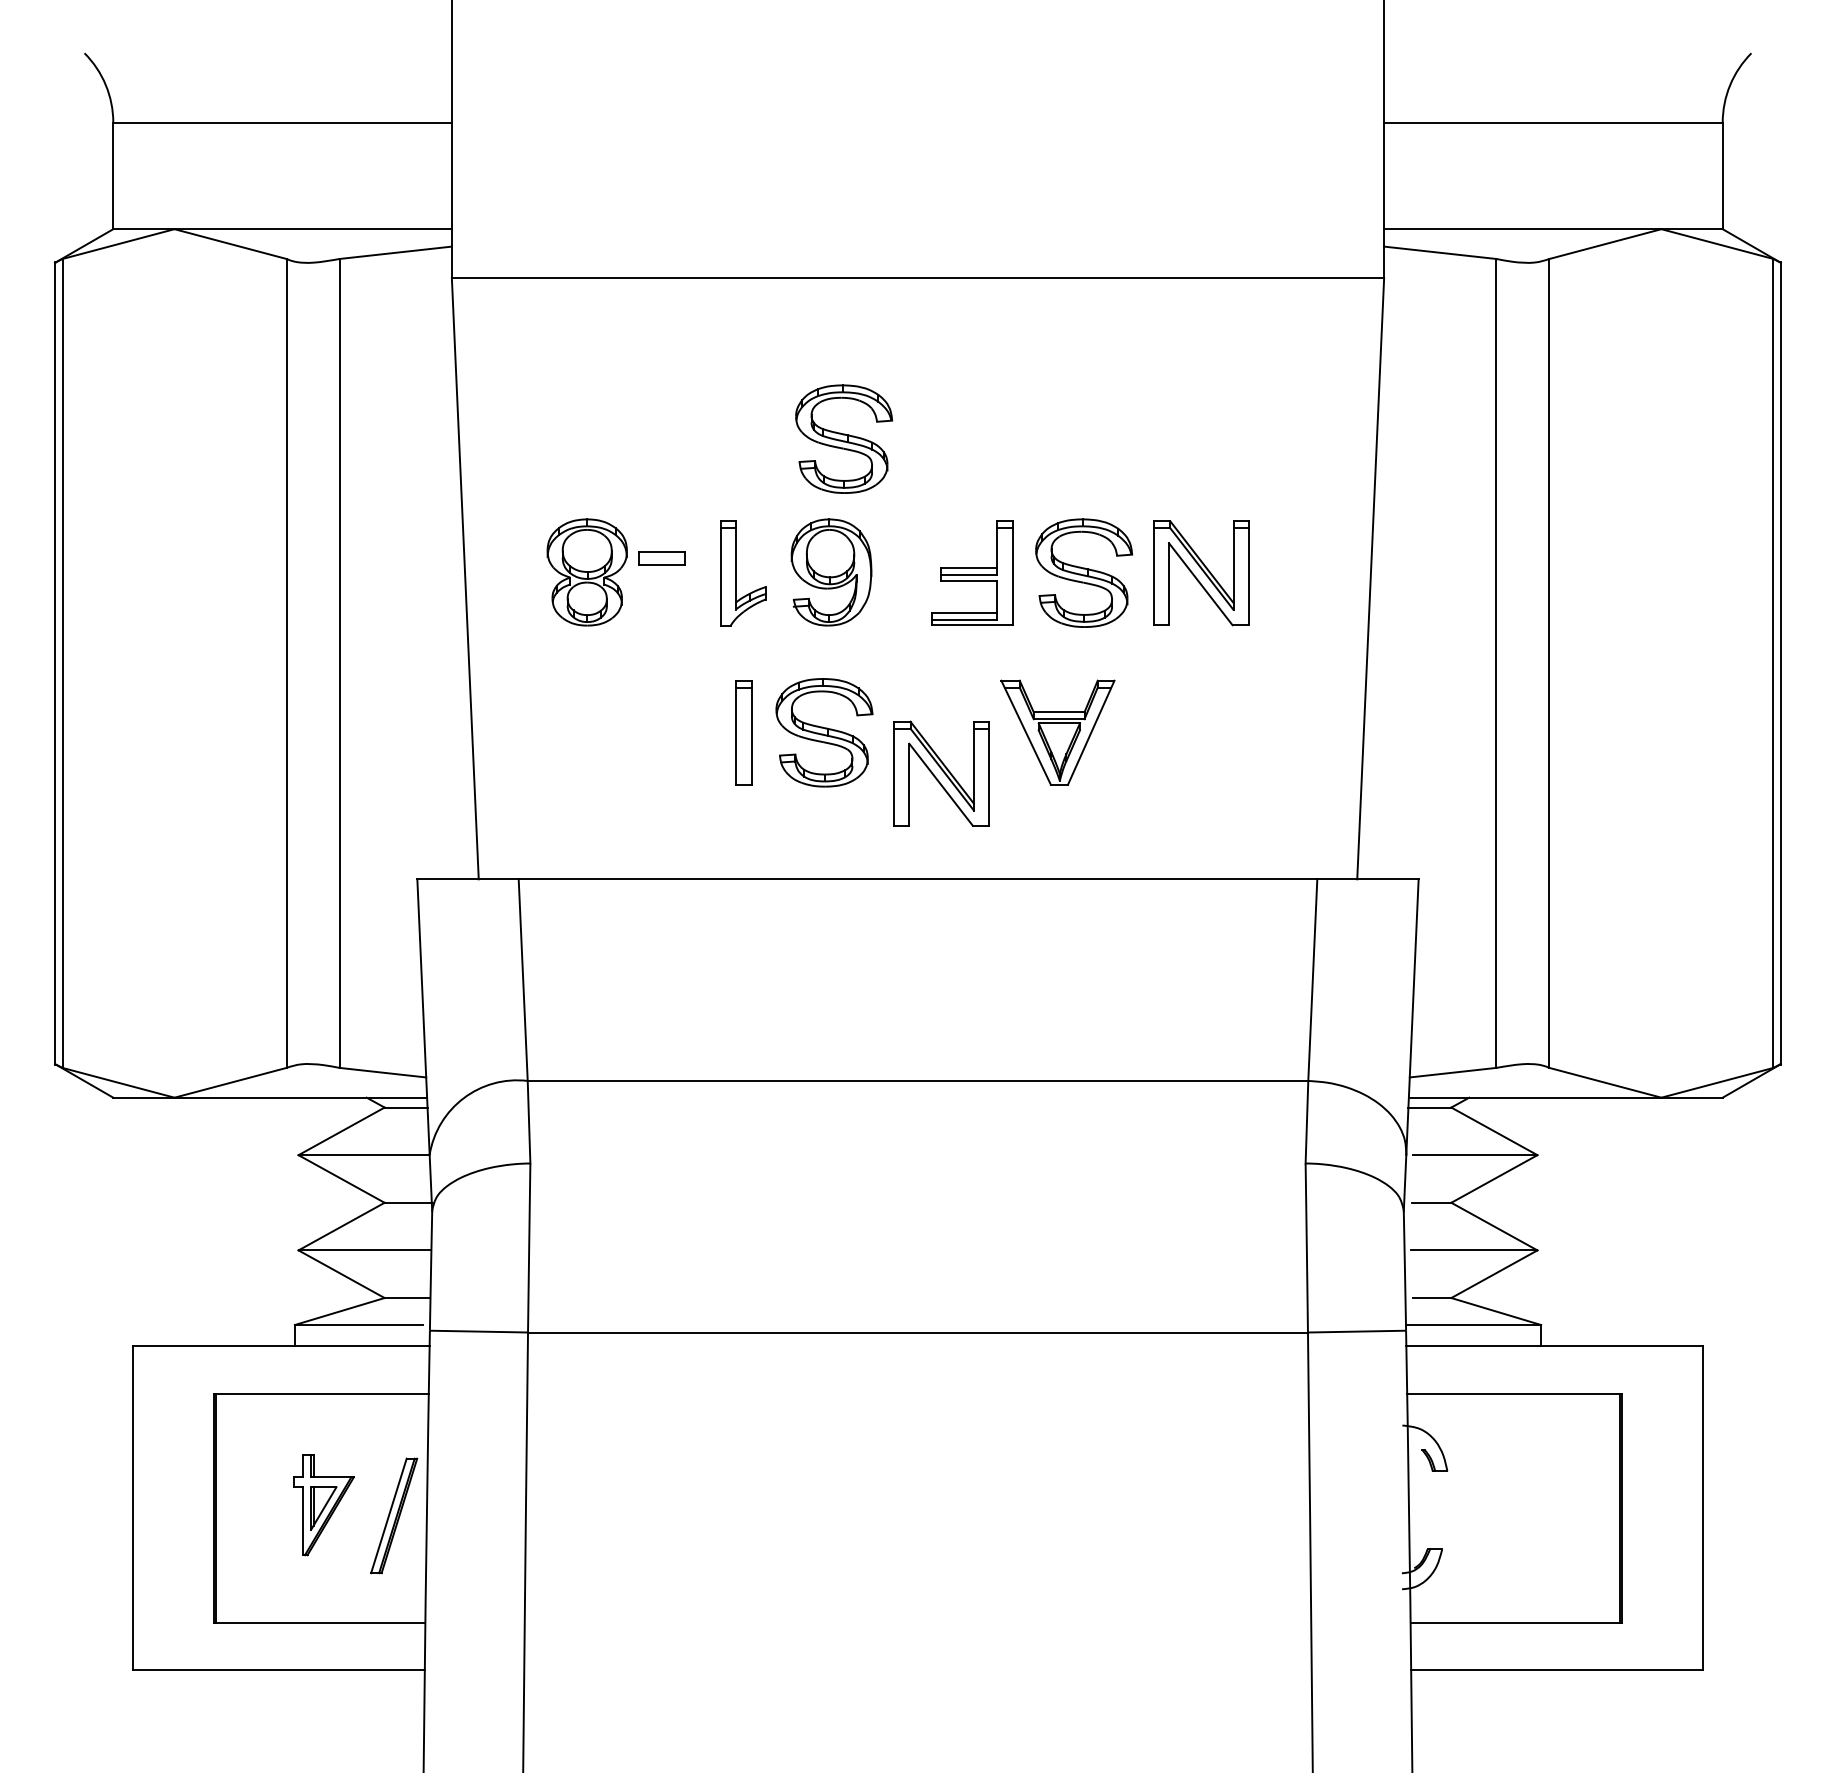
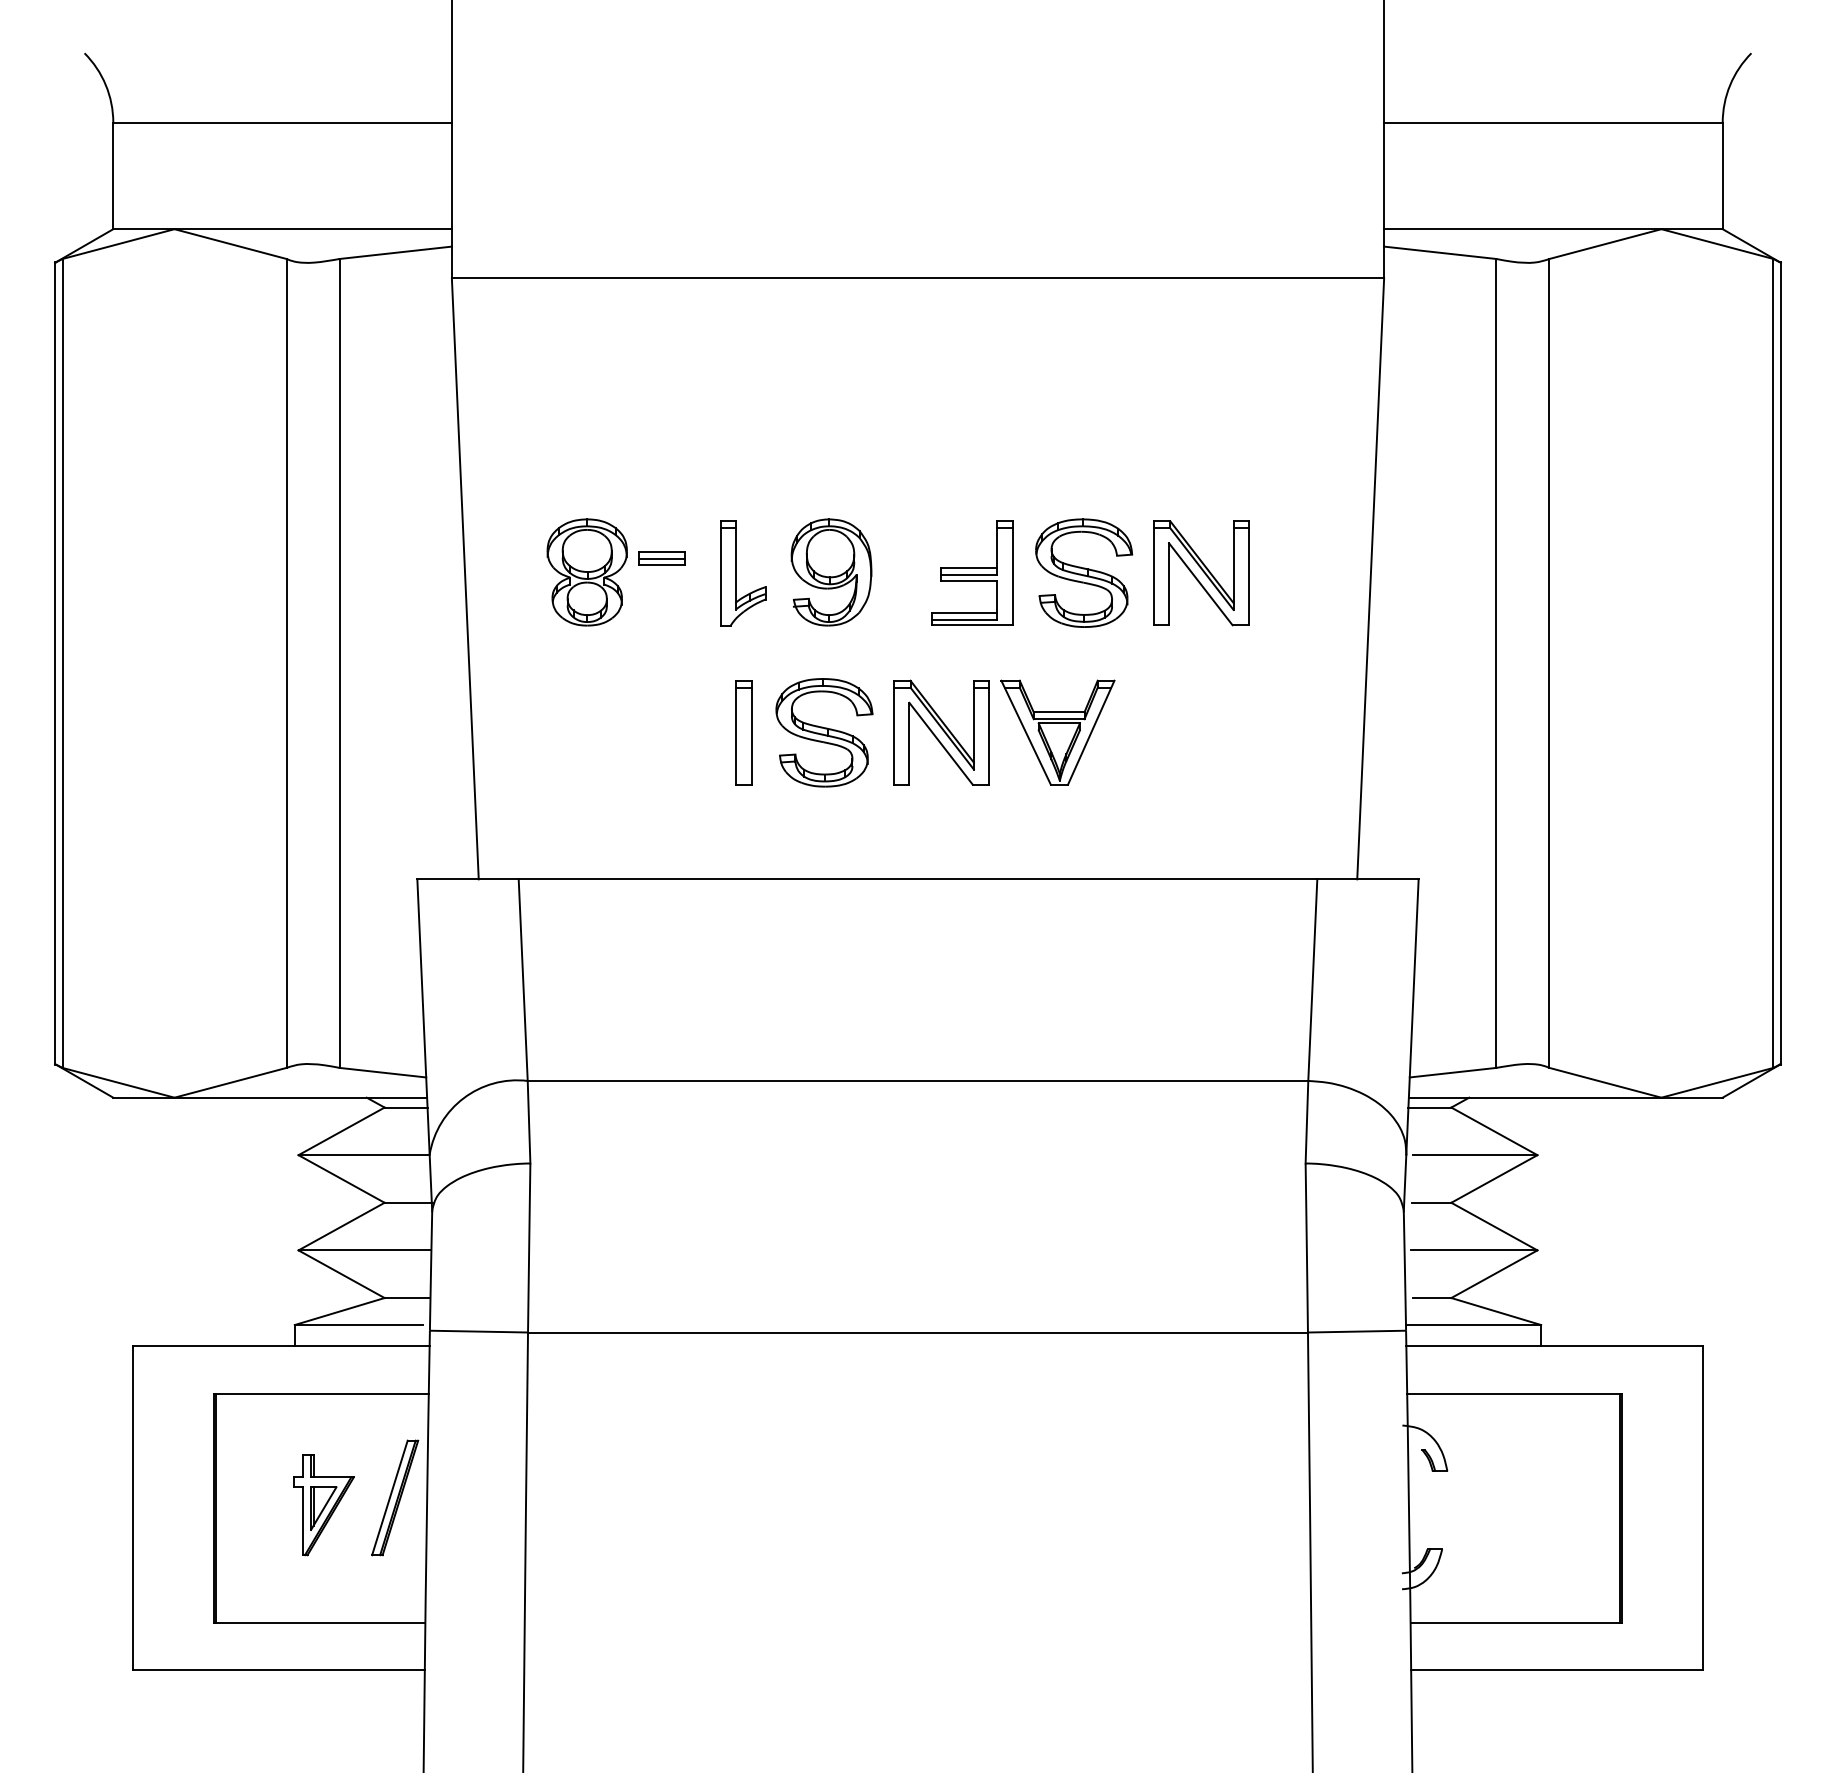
part: present -> none (844, 438)
line: none -> present (661, 559)
part position: (941, 773) -> (941, 732) (941, 732)
part position: (394, 1515) -> (395, 1497) (395, 1497)
